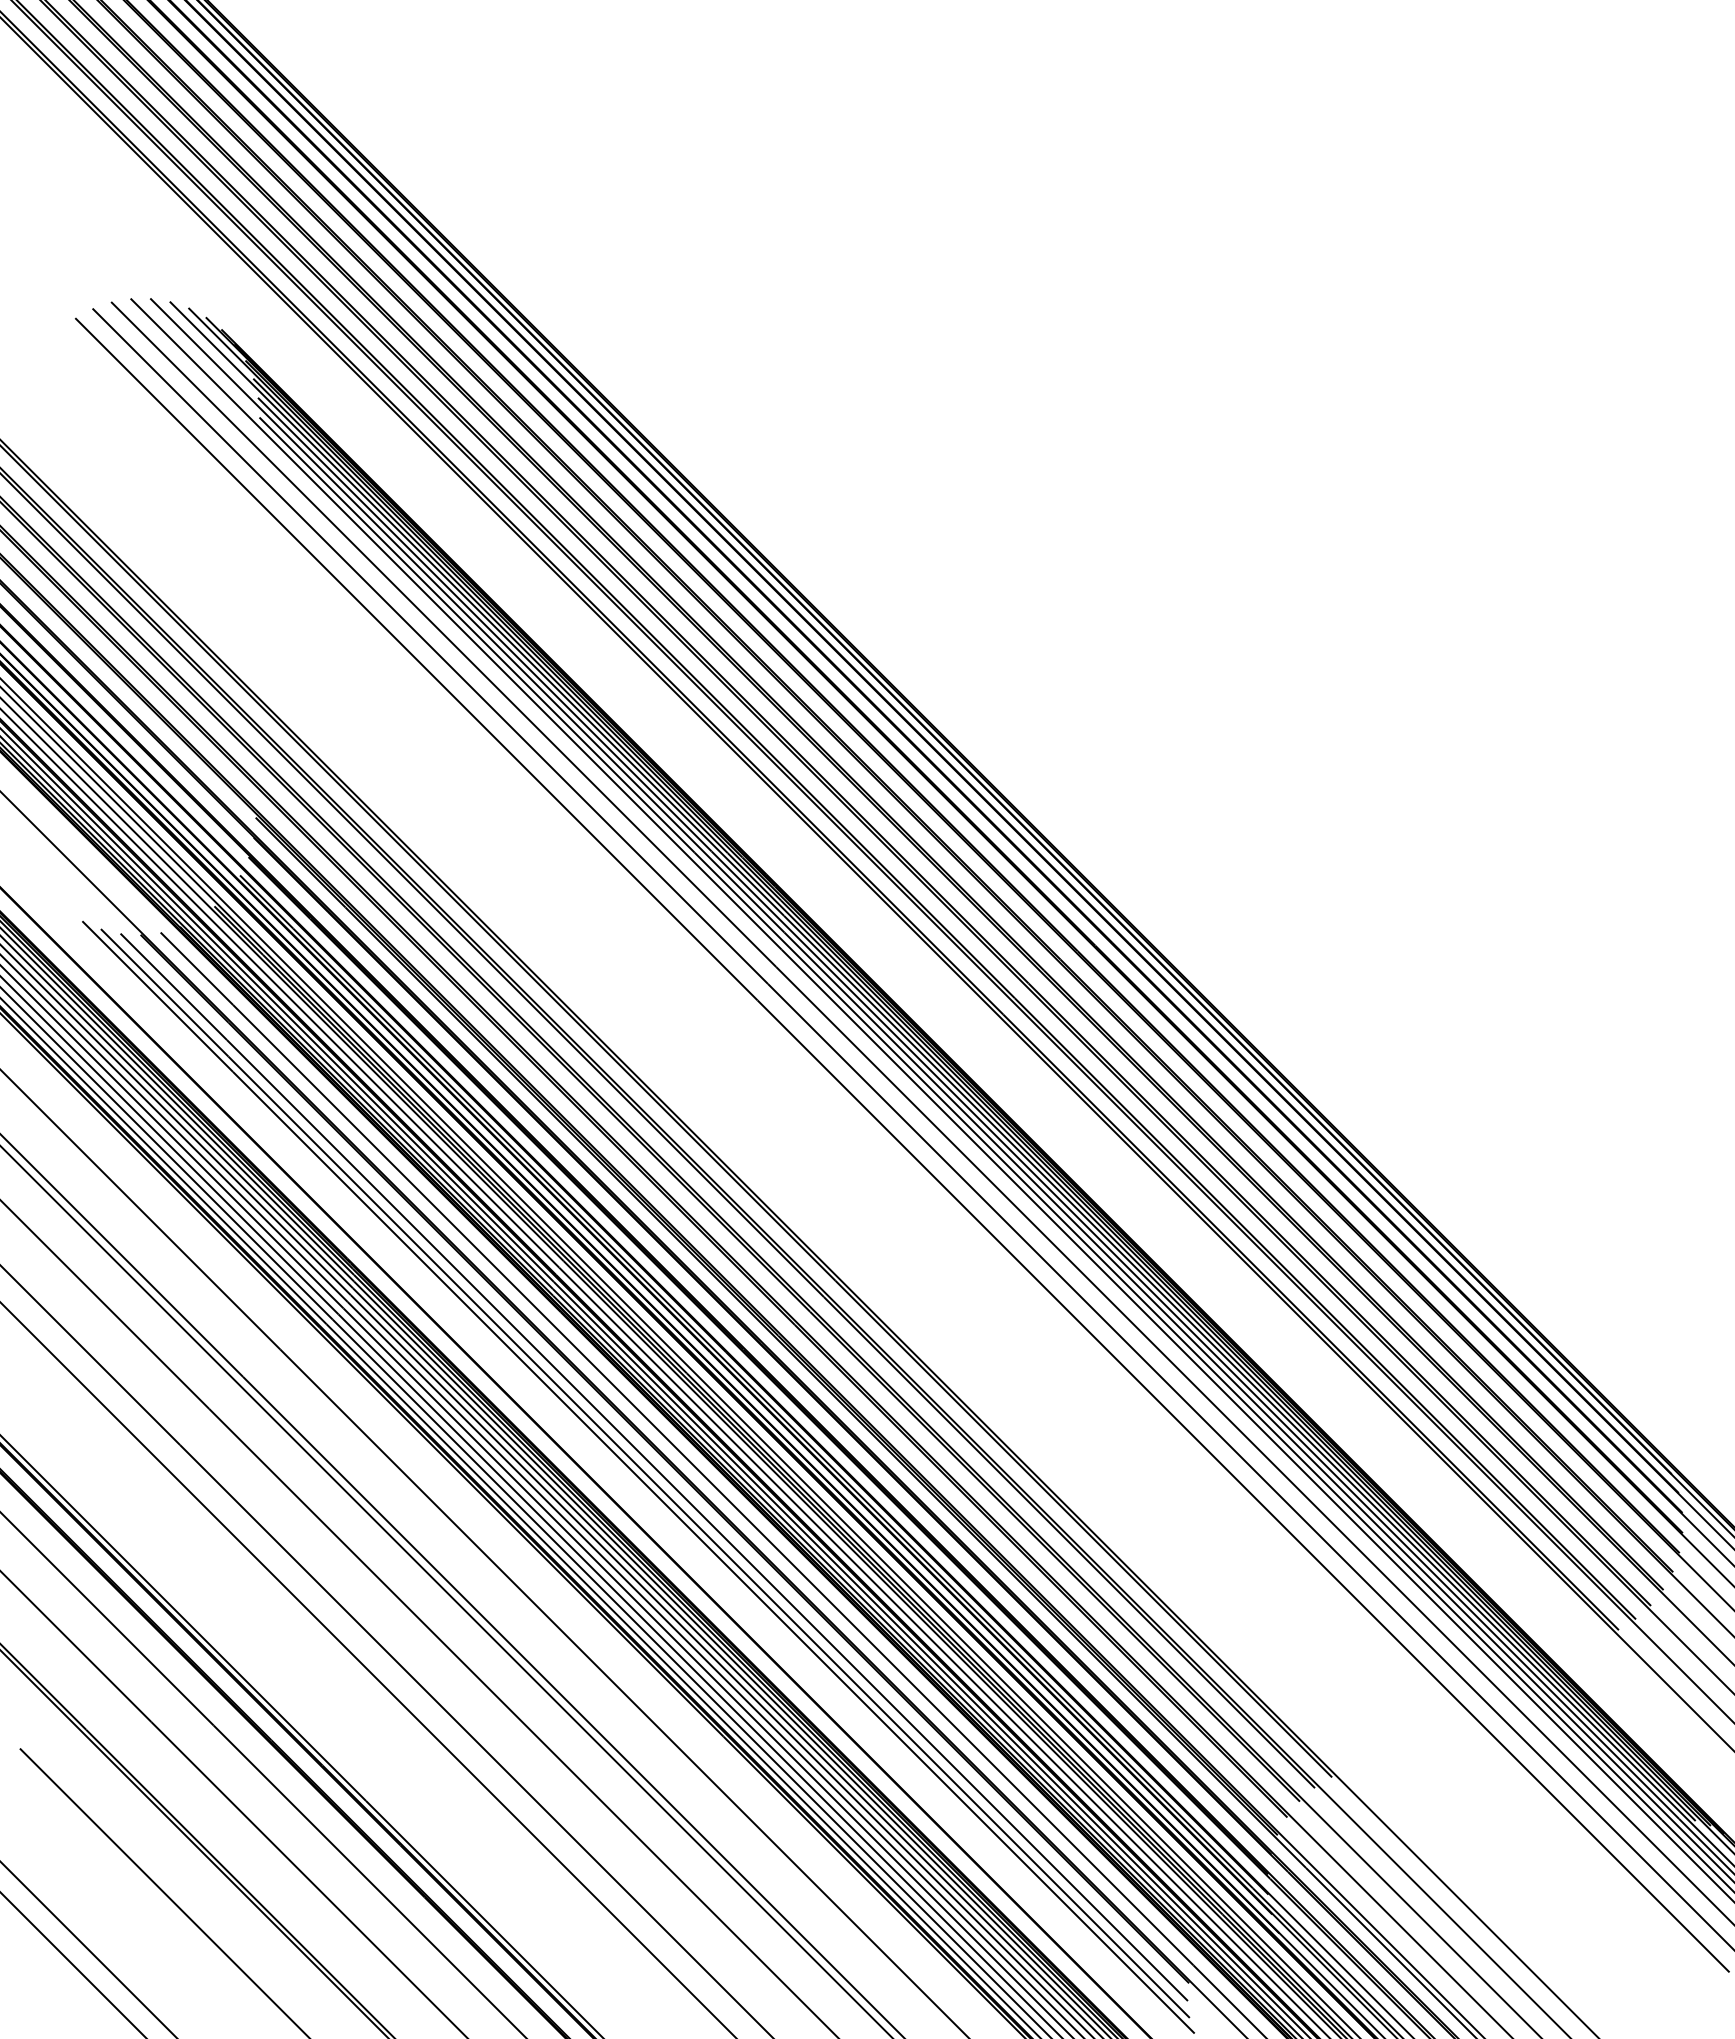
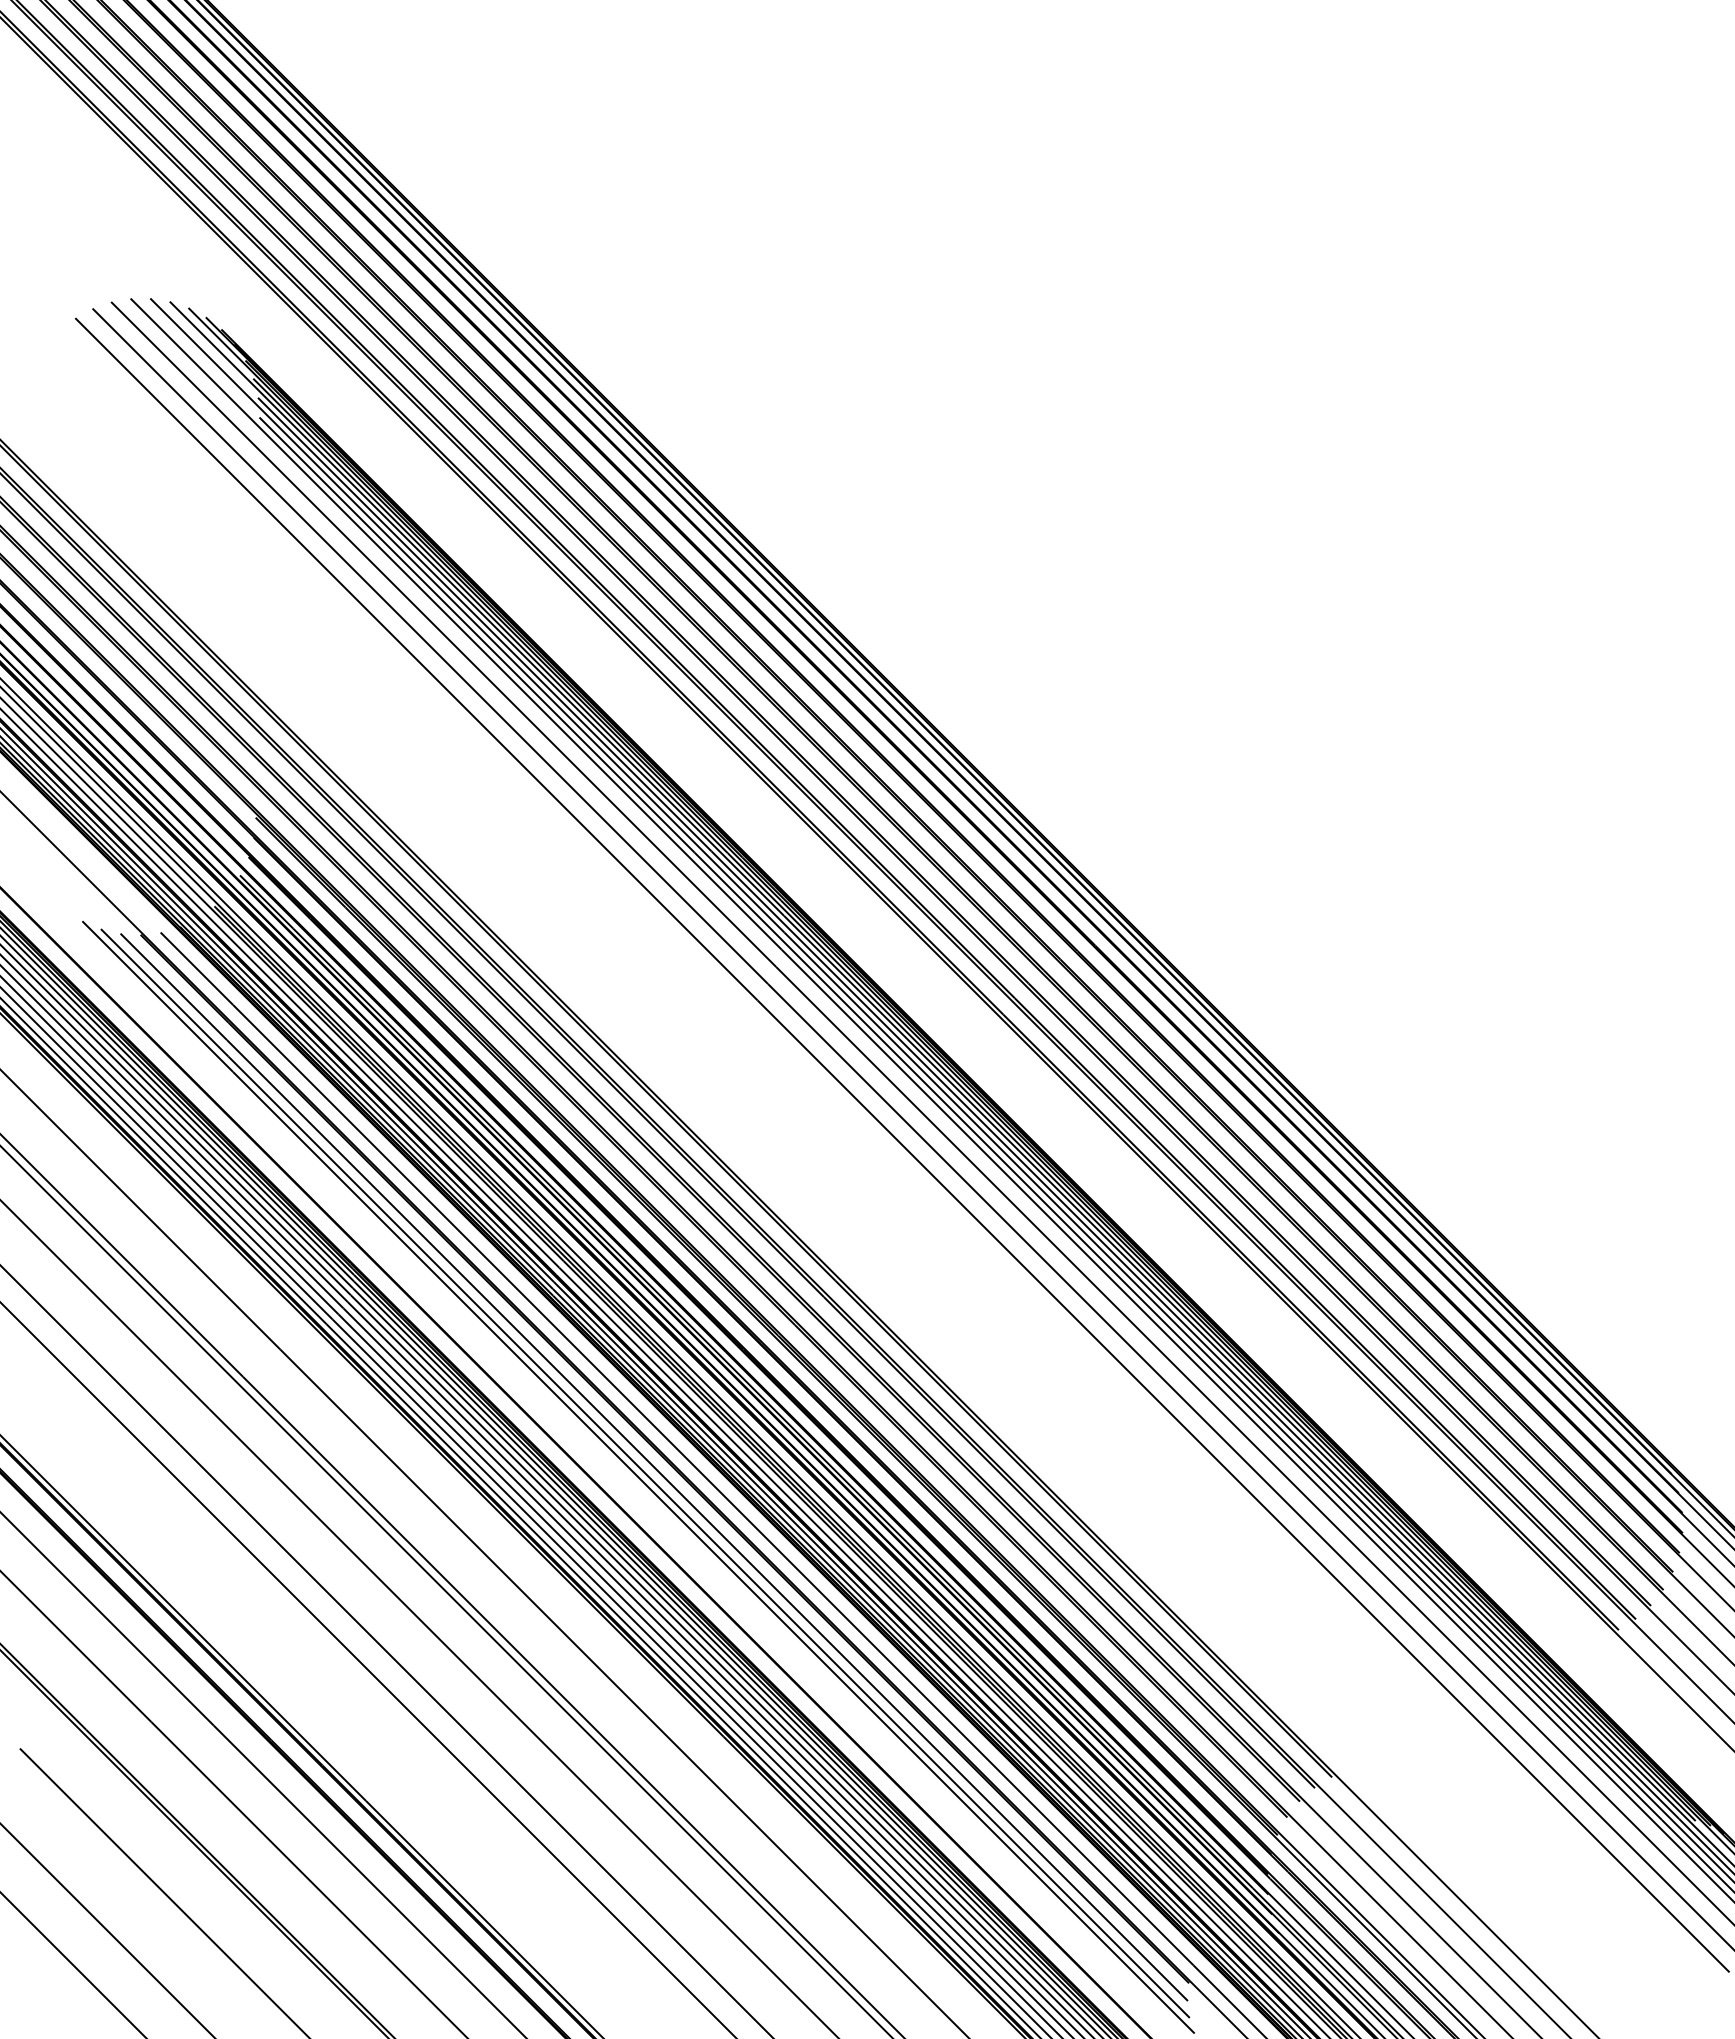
line position: (88, 1949) -> (107, 1930) (107, 1930)
